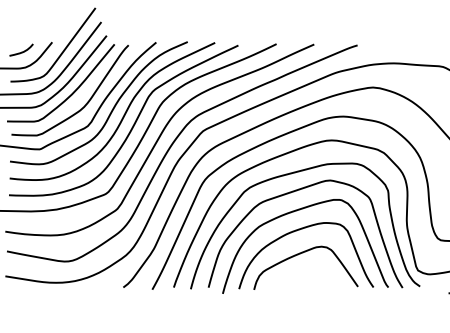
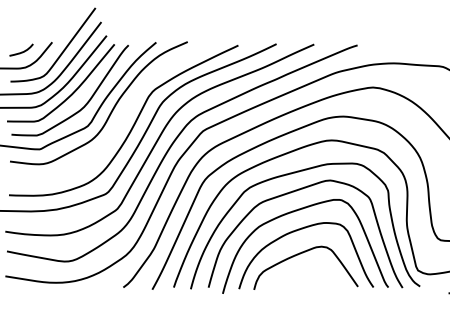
curve: present -> none (122, 116)
